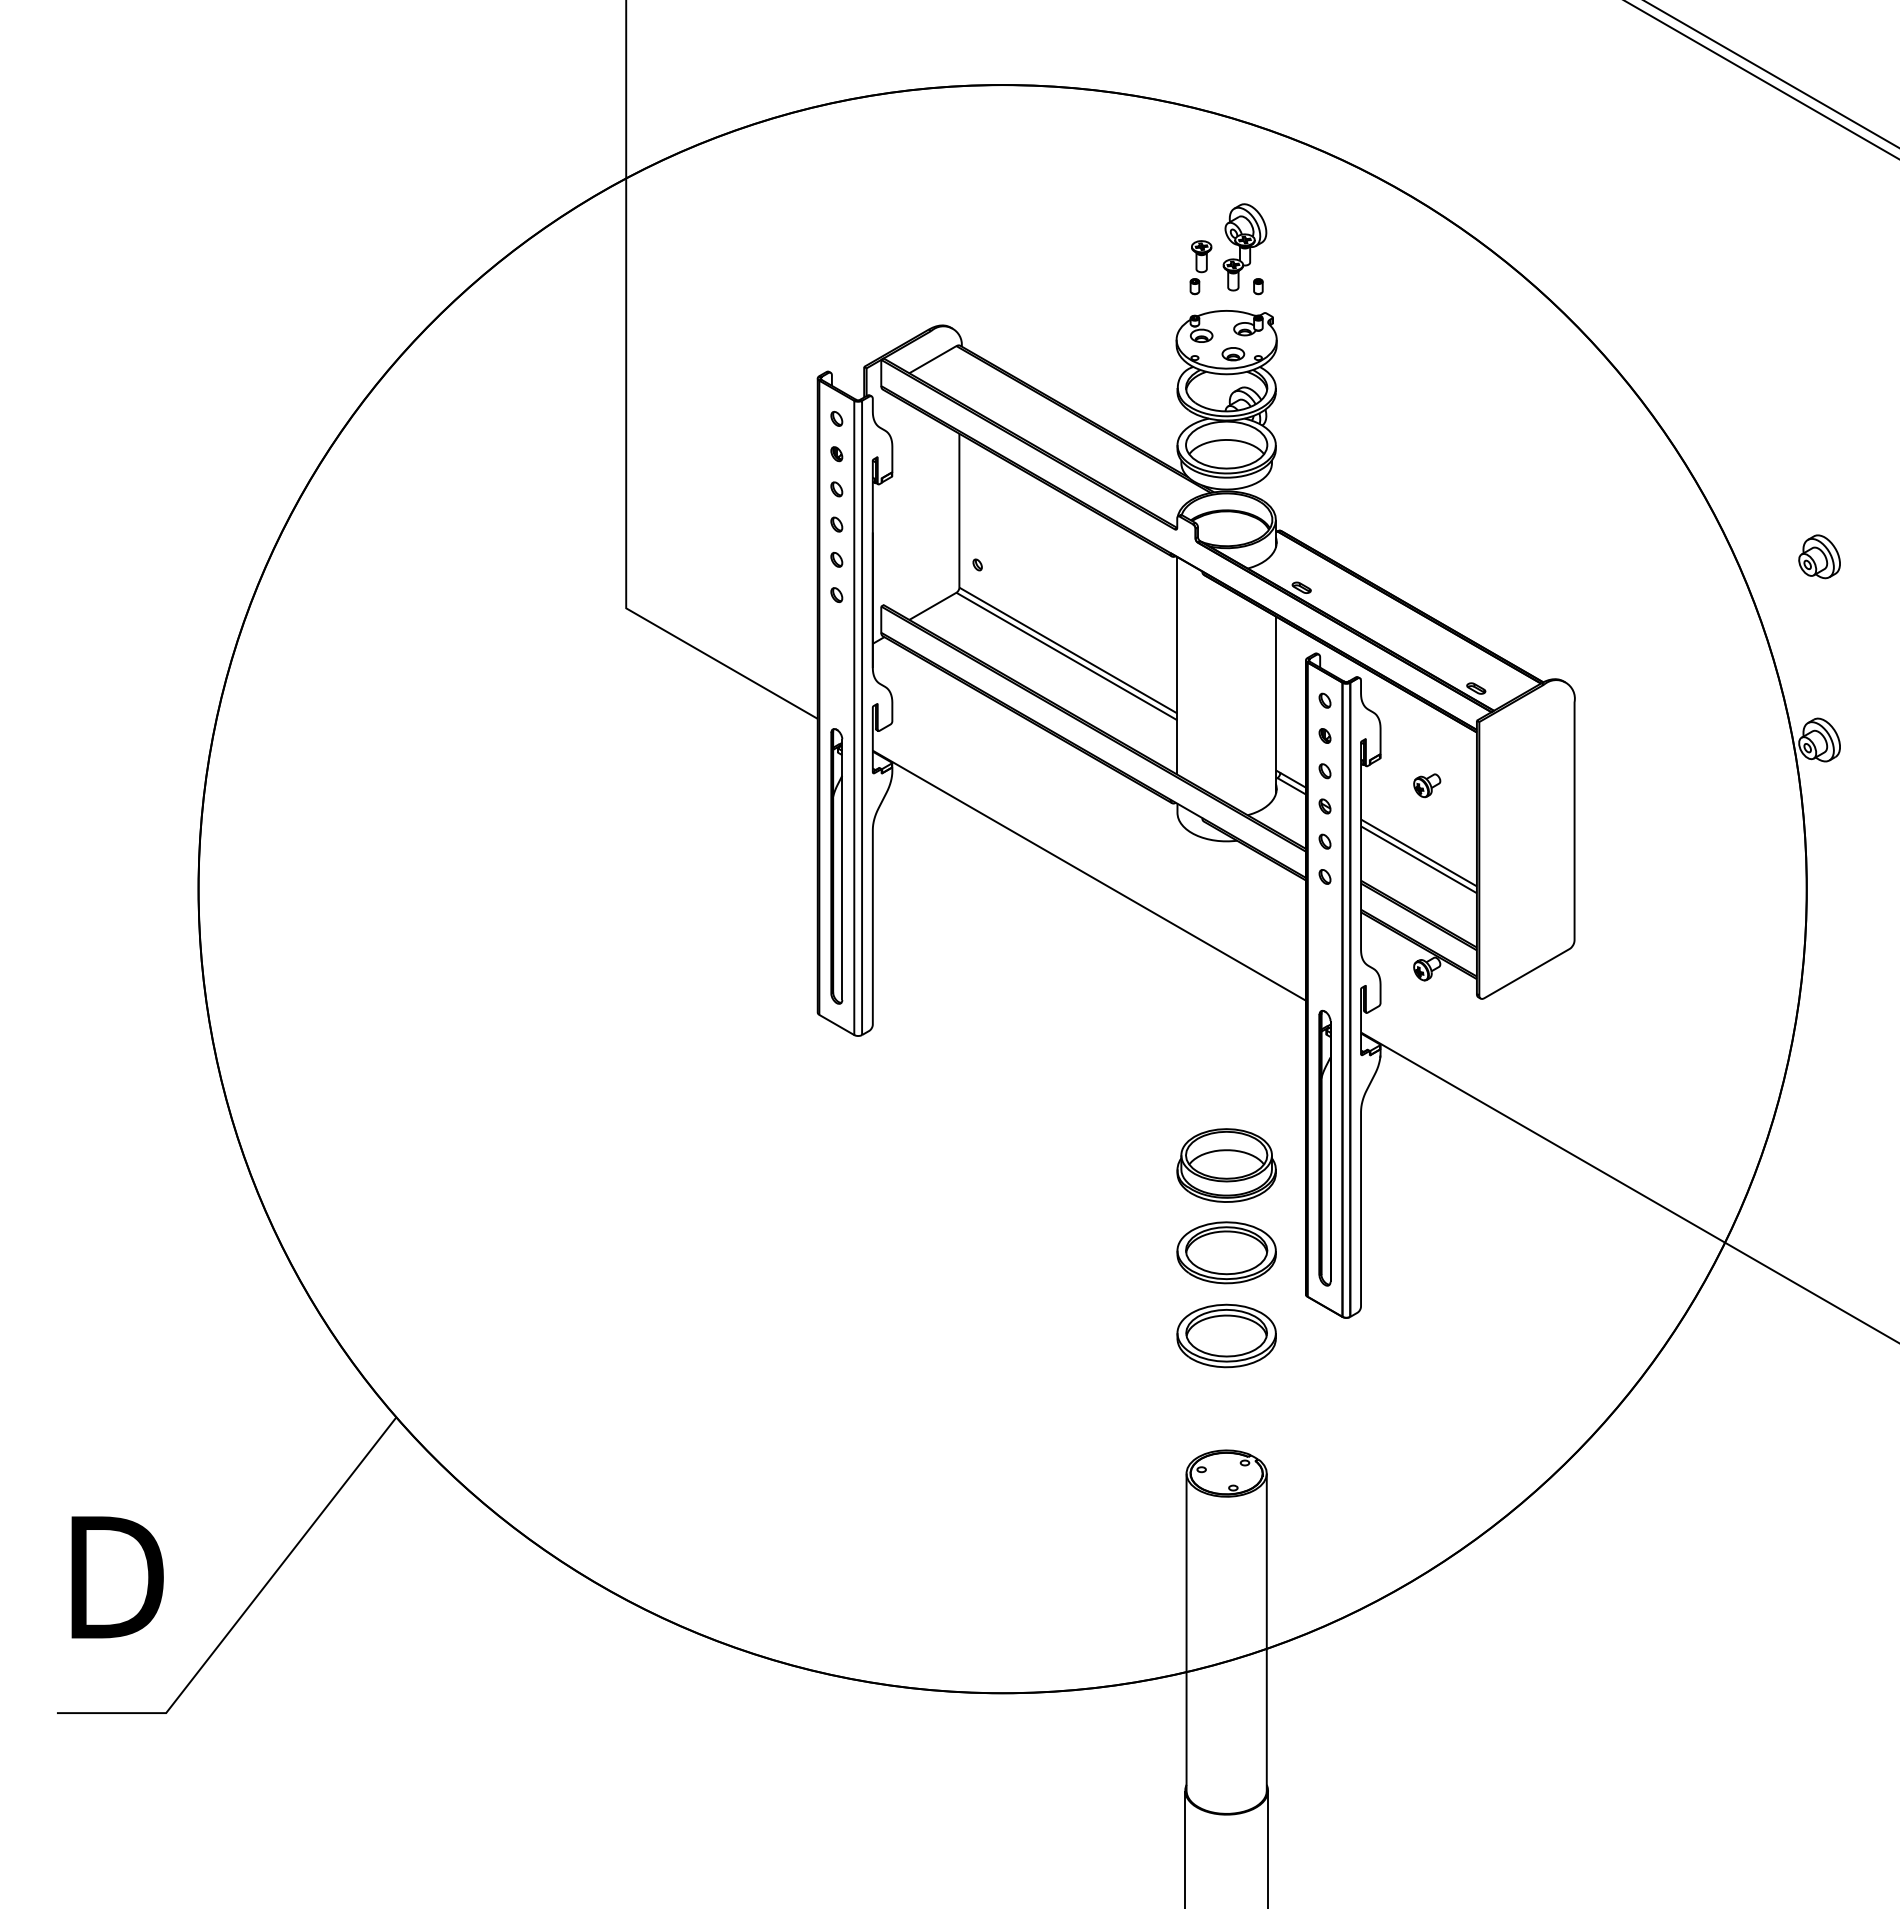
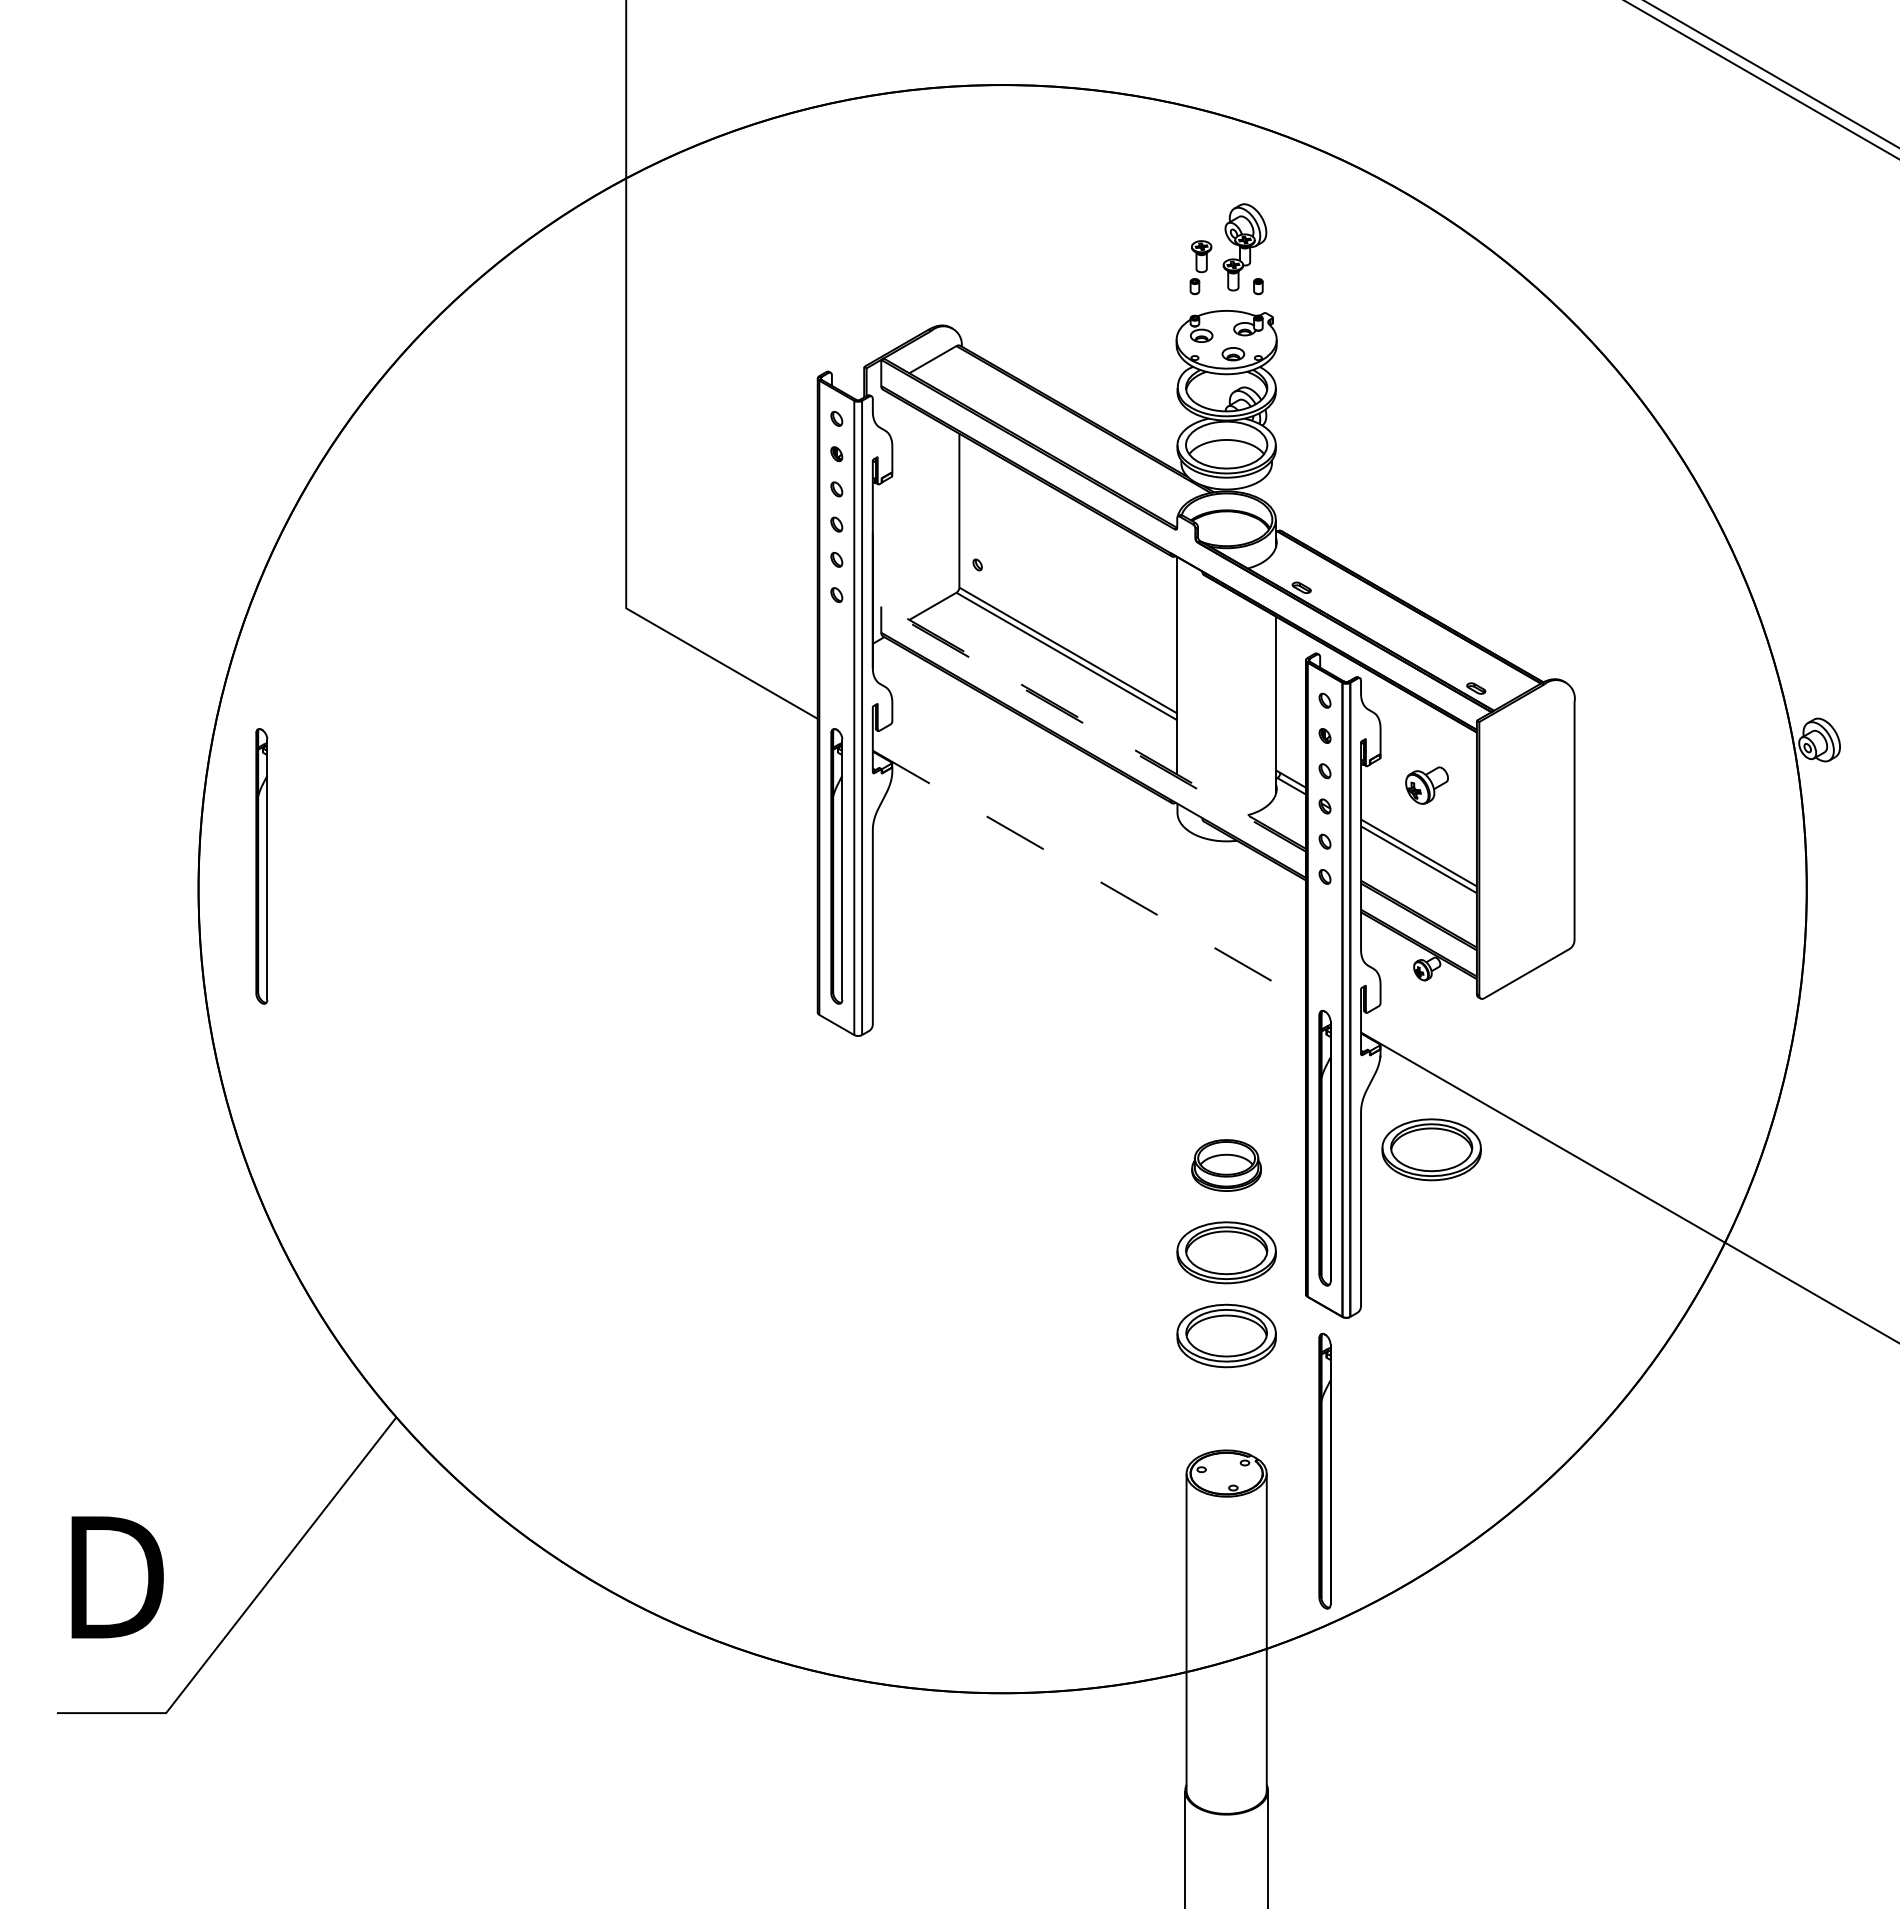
part: present -> none (1819, 556)
line: solid -> dashed (881, 606)
part size: 29x26 px -> 44x39 px (1426, 785)
part: none -> present (261, 866)
line: solid -> dashed (1089, 875)
part: none -> present (1431, 1149)
part size: 101x75 px -> 71x53 px (1226, 1165)
part: none -> present (1324, 1470)
